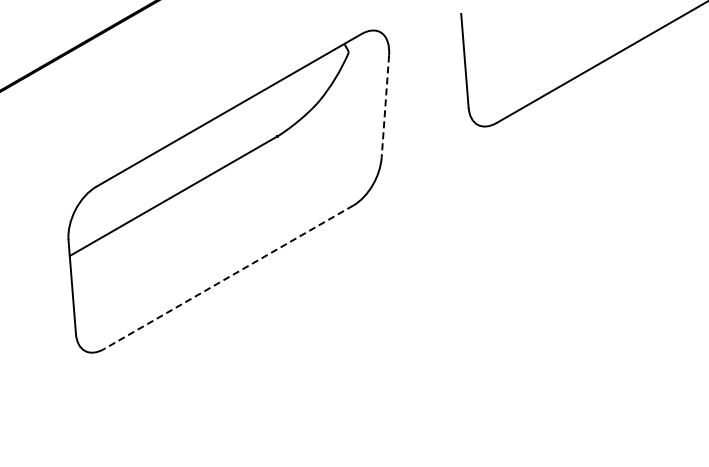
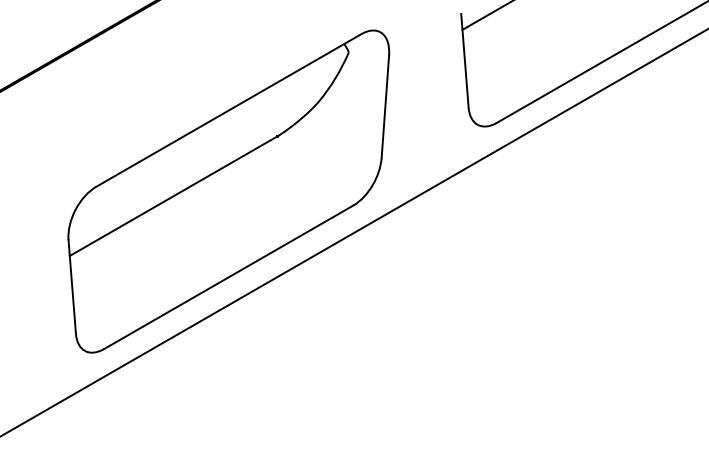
line: none -> present (486, 15)
line: dashed -> solid (385, 107)
line: none -> present (353, 232)
line: dashed -> solid (228, 277)
